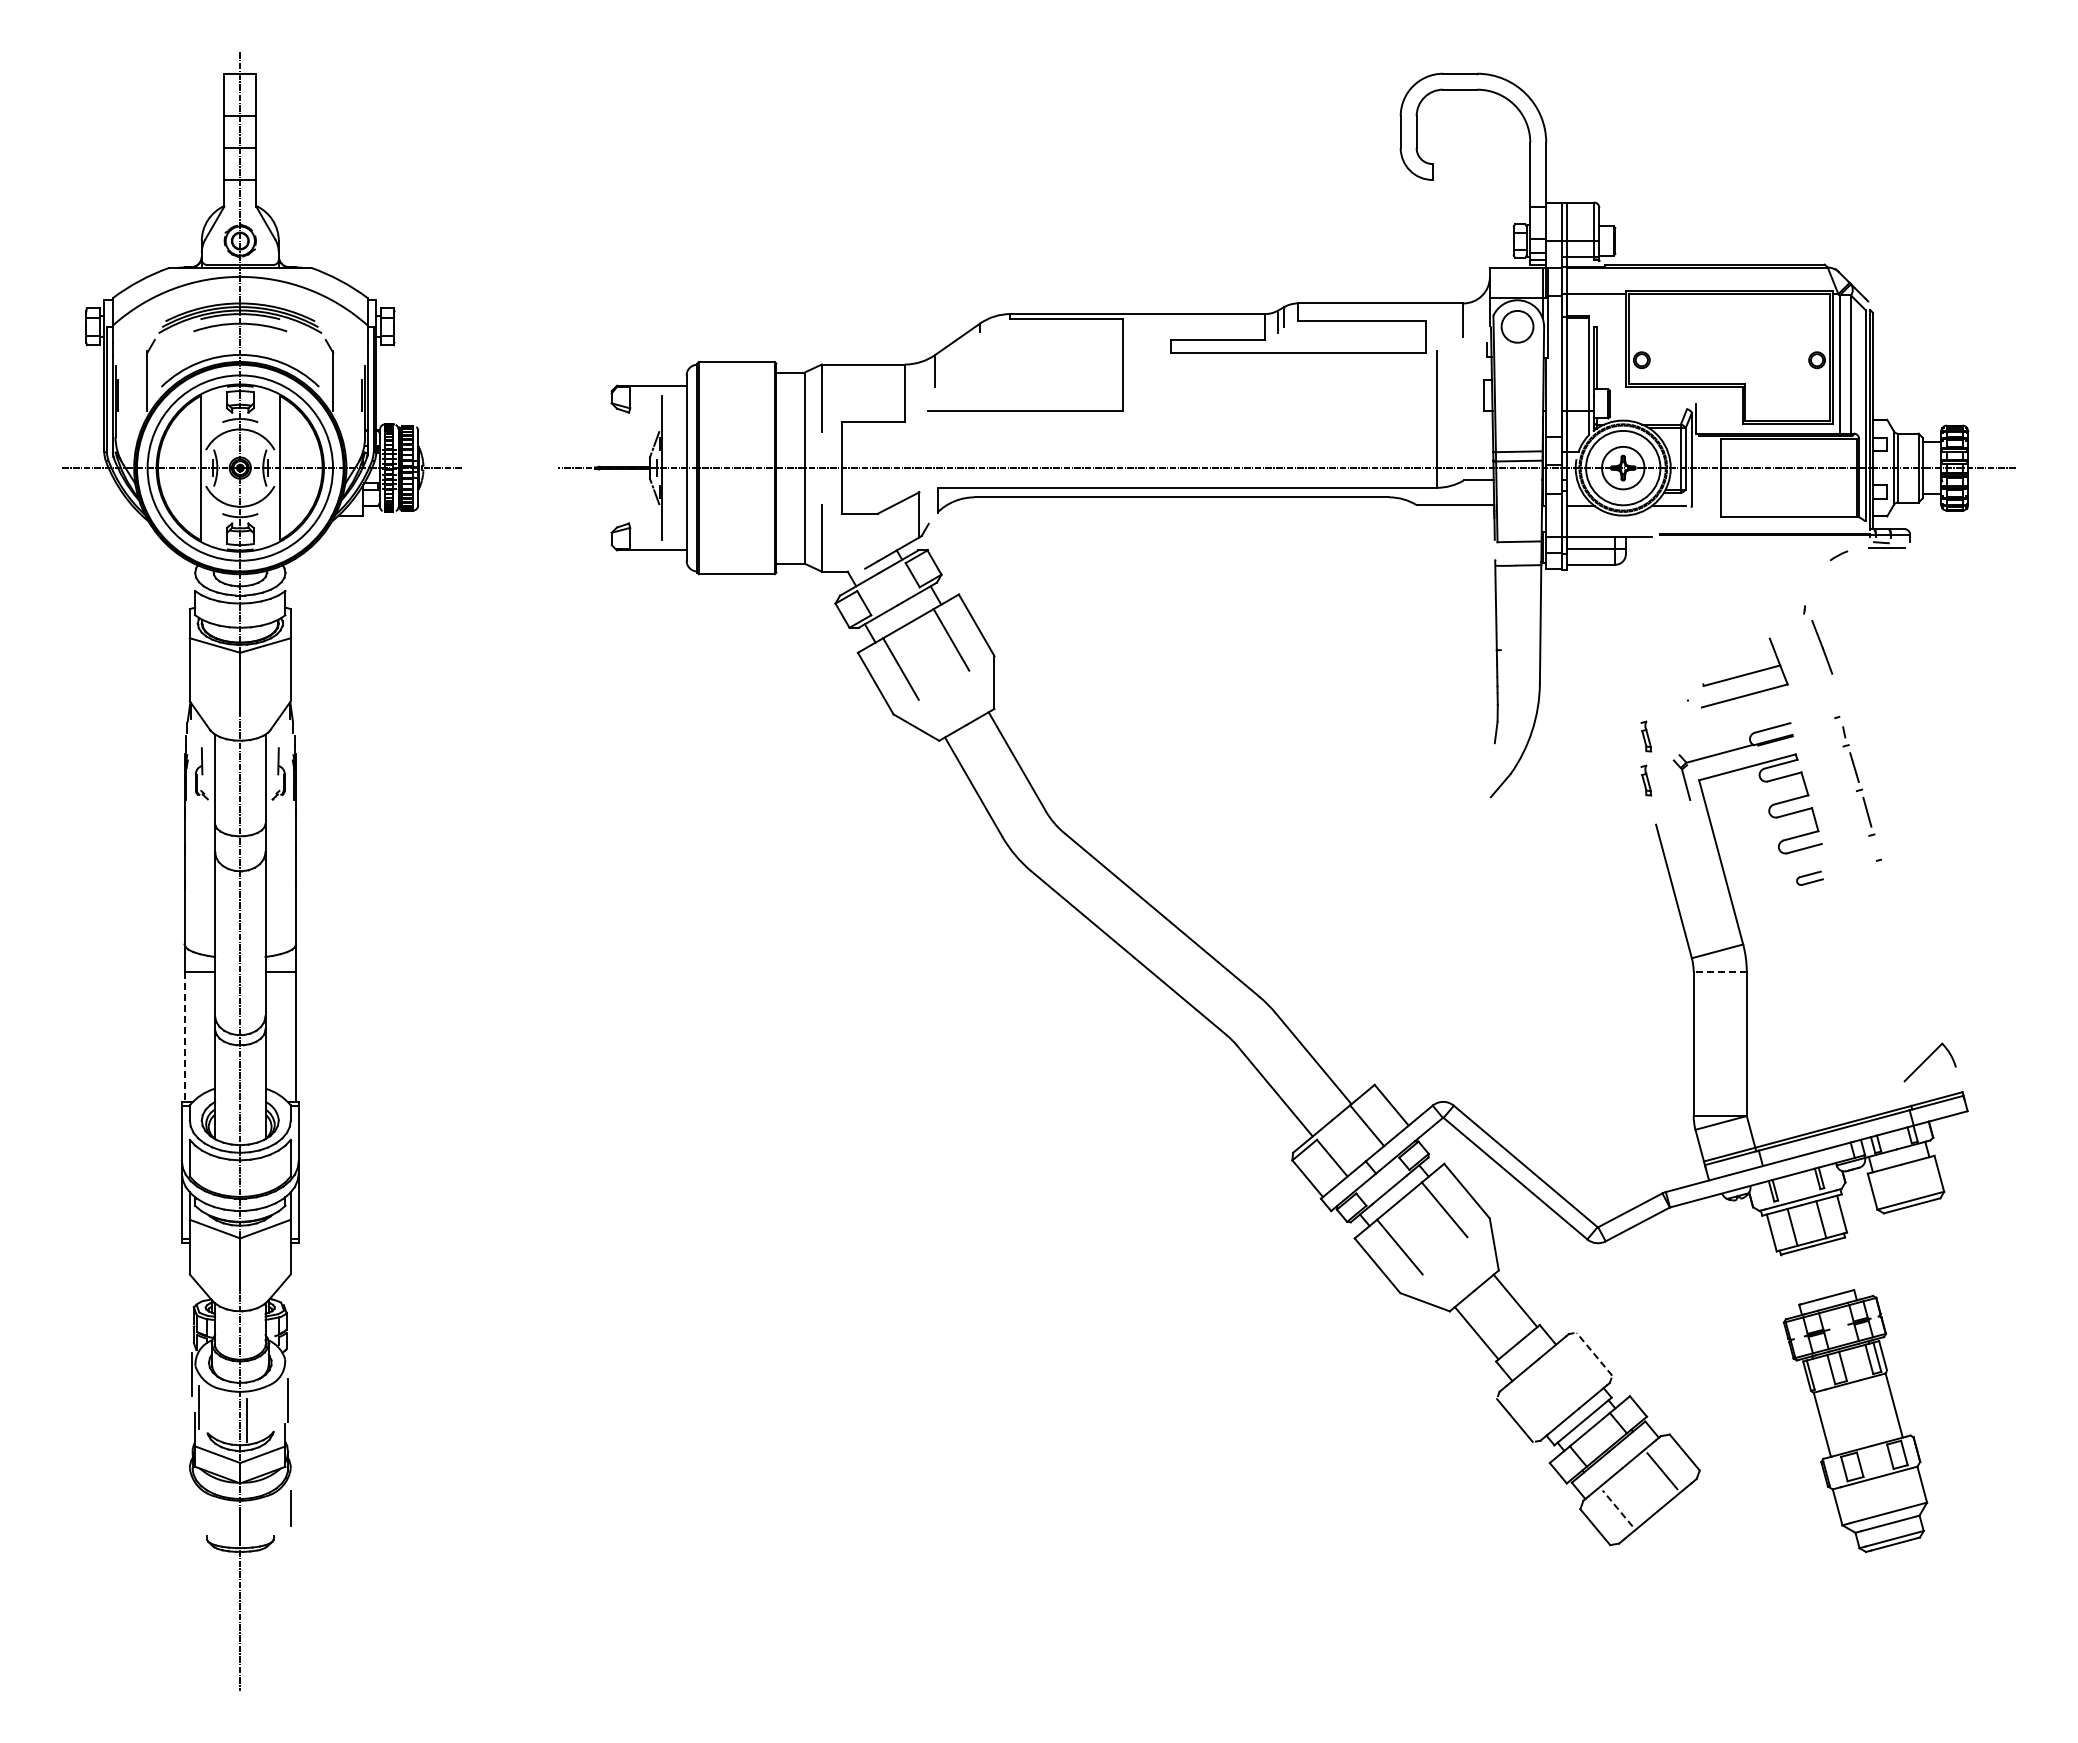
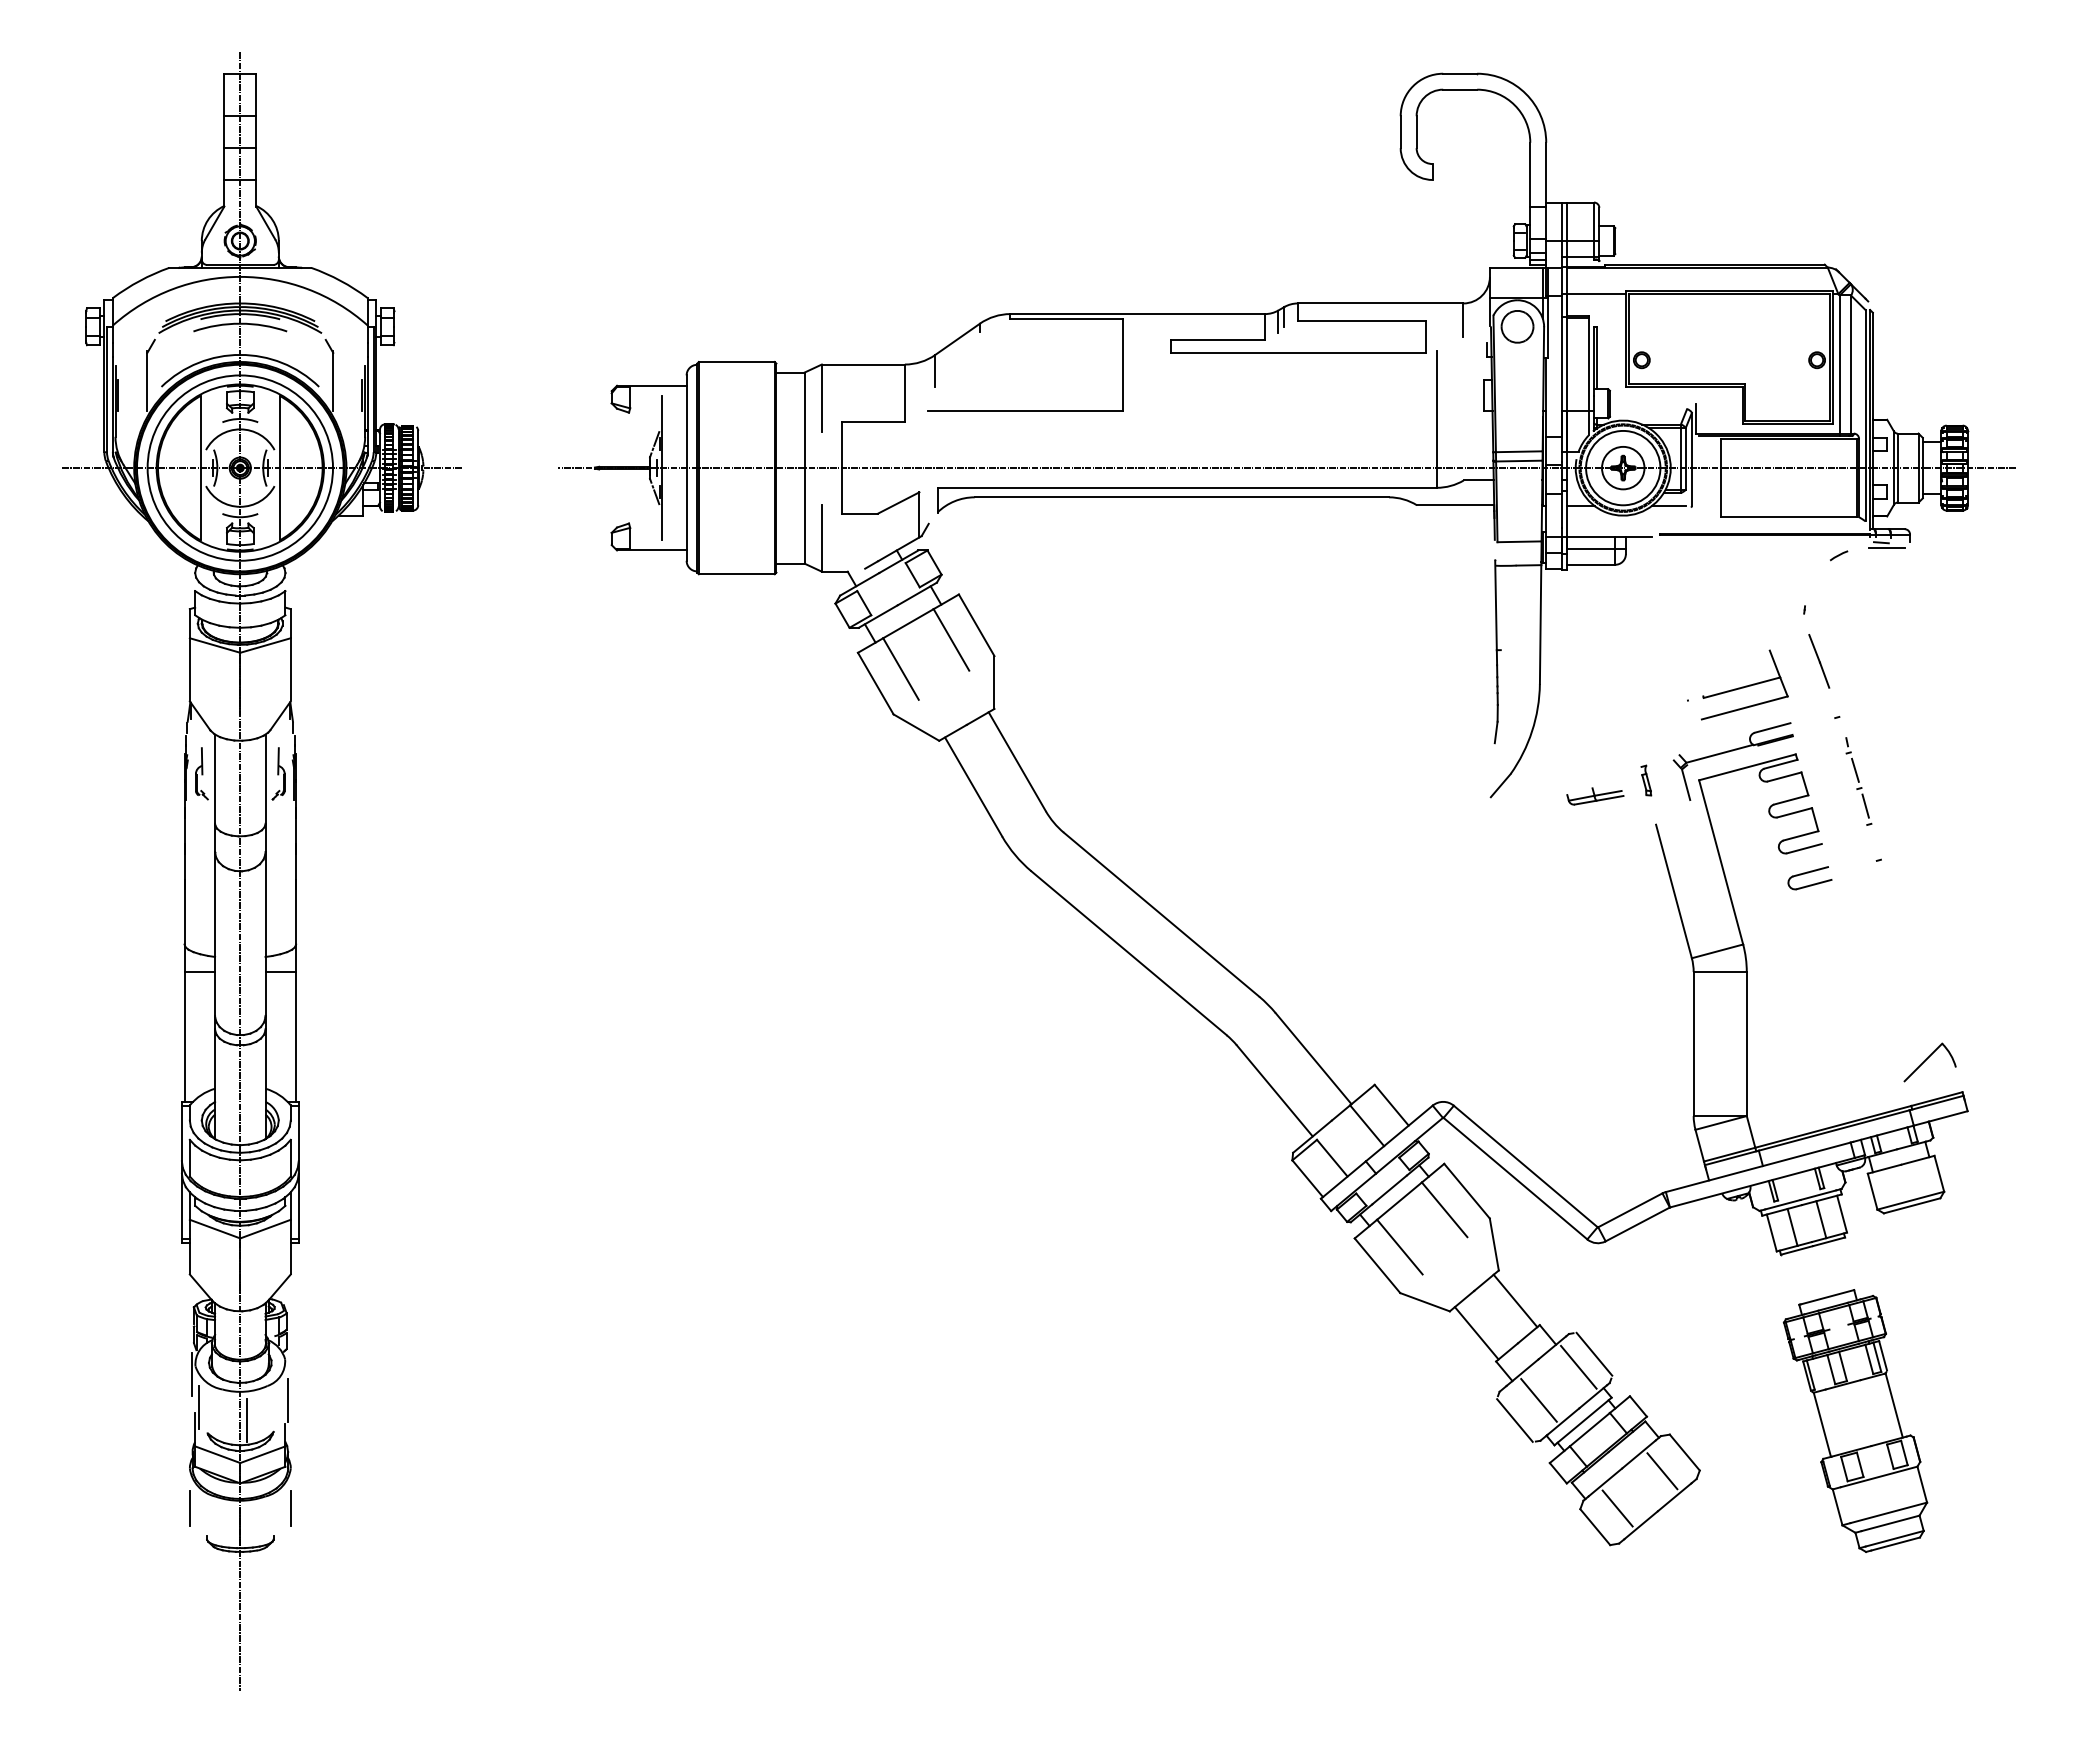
line position: (1822, 647) -> (1819, 661) (1819, 661)
part position: (1744, 672) -> (1744, 684) (1744, 684)
part: present -> none (1646, 736)
part size: 34x111 px -> 28x89 px (1858, 781)
part: none -> present (1595, 796)
part size: 28x16 px -> 46x25 px (1809, 878)
line: dashed -> solid (1720, 972)
line: dashed -> solid (184, 1036)
line: dashed -> solid (1594, 1354)
line: none -> present (1578, 1366)
line: none -> present (1538, 1400)
line: none -> present (189, 1508)
line: dashed -> solid (1617, 1508)
